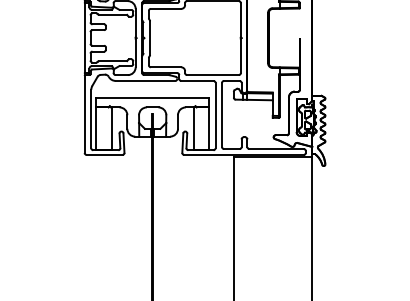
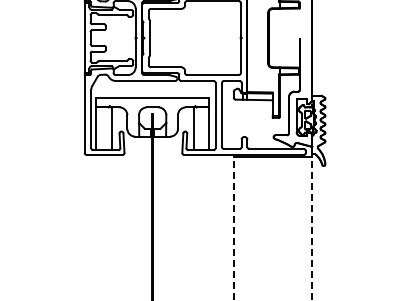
line: solid -> dashed (312, 217)
line: solid -> dashed (234, 228)
